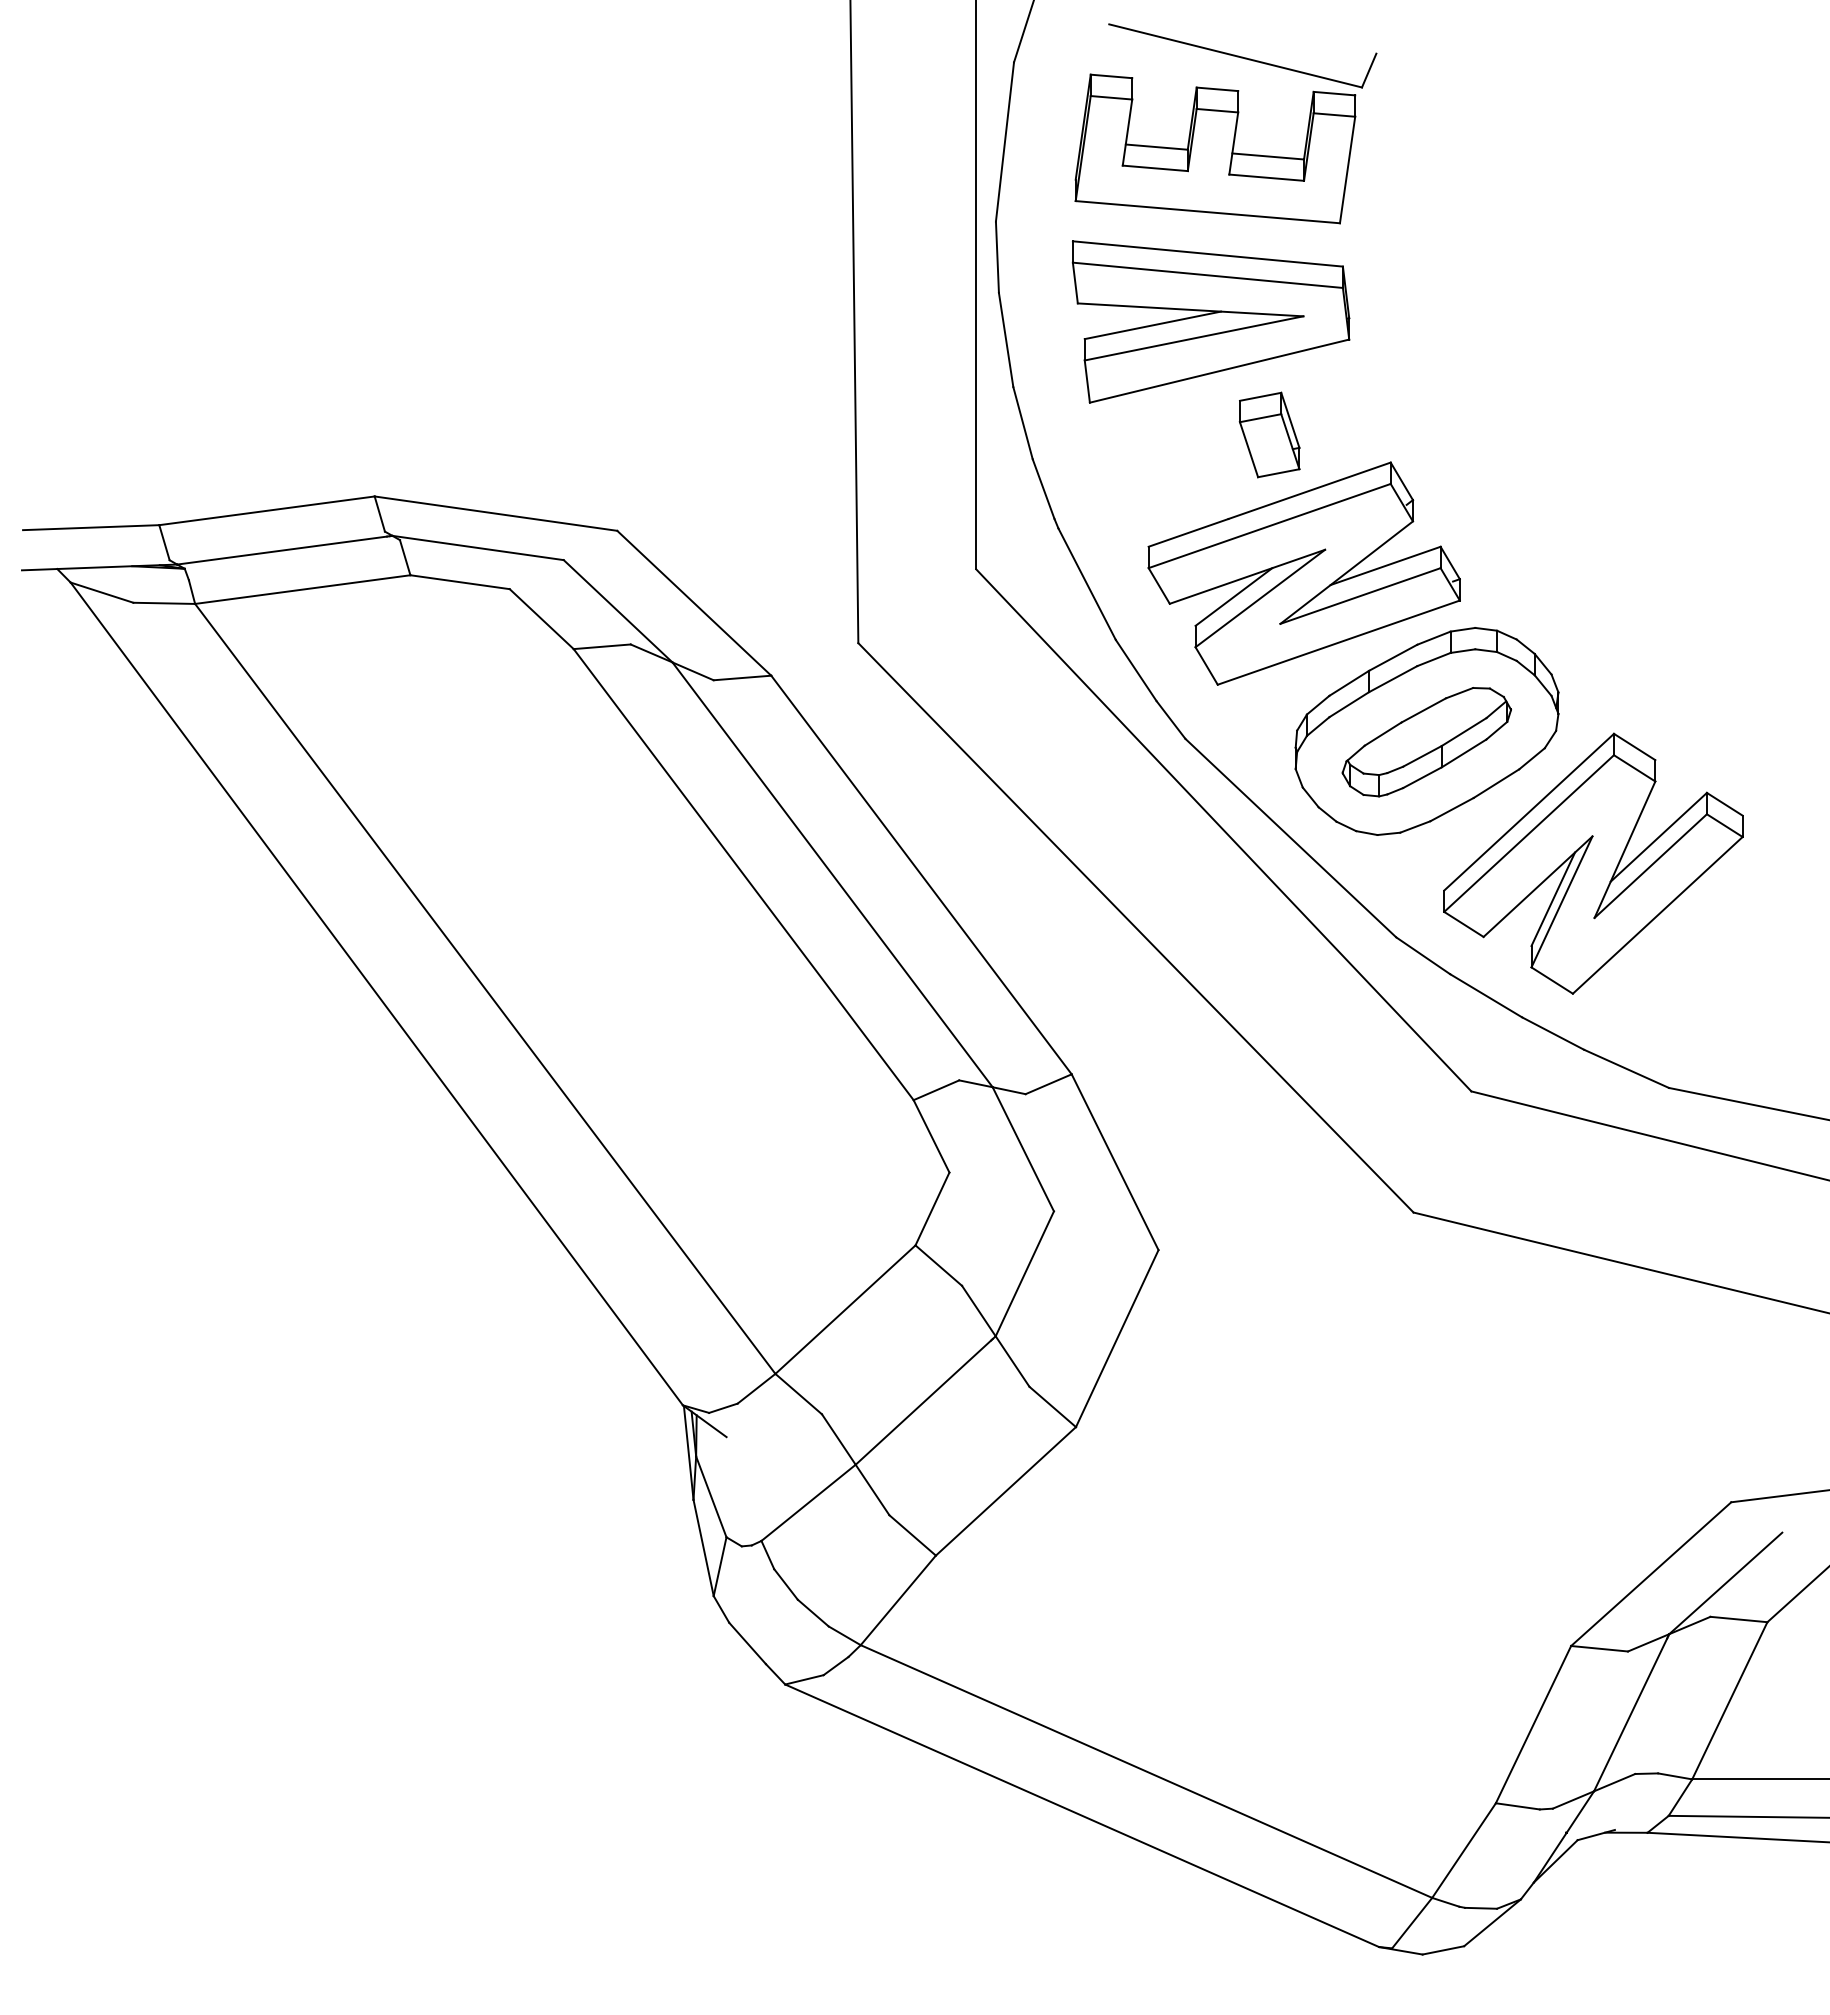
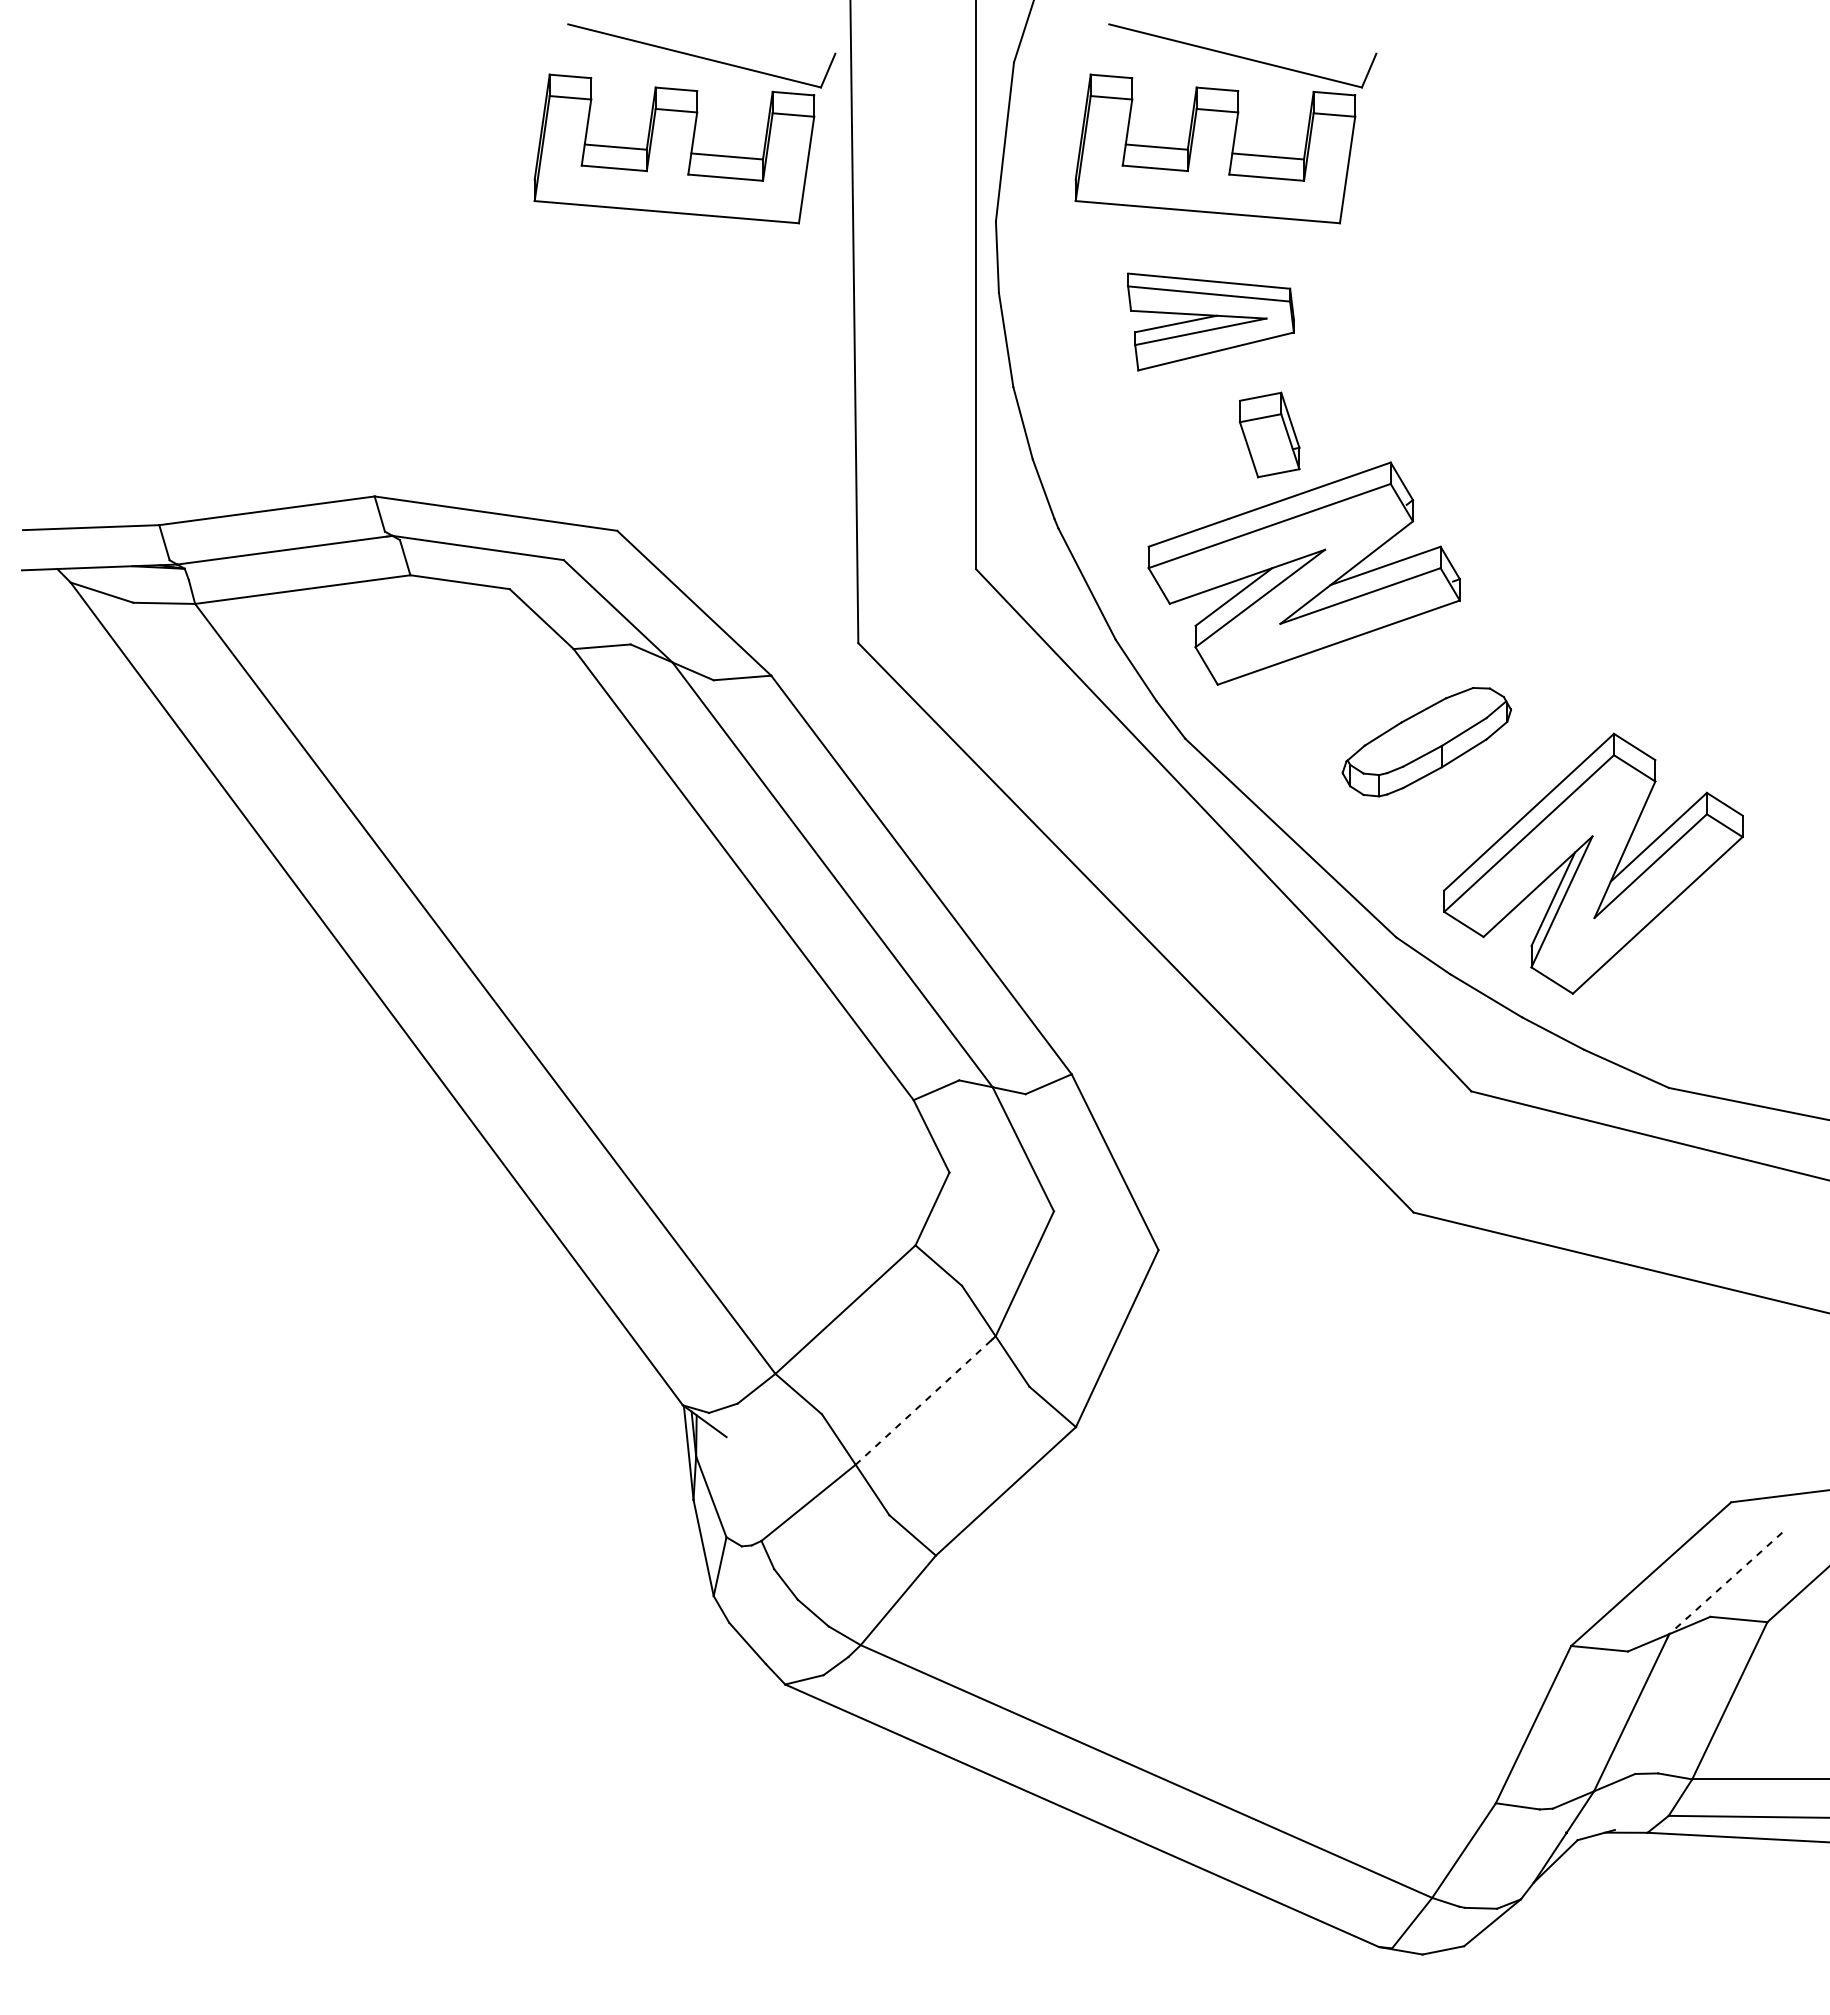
part: none -> present (684, 123)
part size: 280x164 px -> 168x100 px (1210, 321)
part: present -> none (1426, 731)
line: solid -> dashed (923, 1402)
line: solid -> dashed (1725, 1583)
